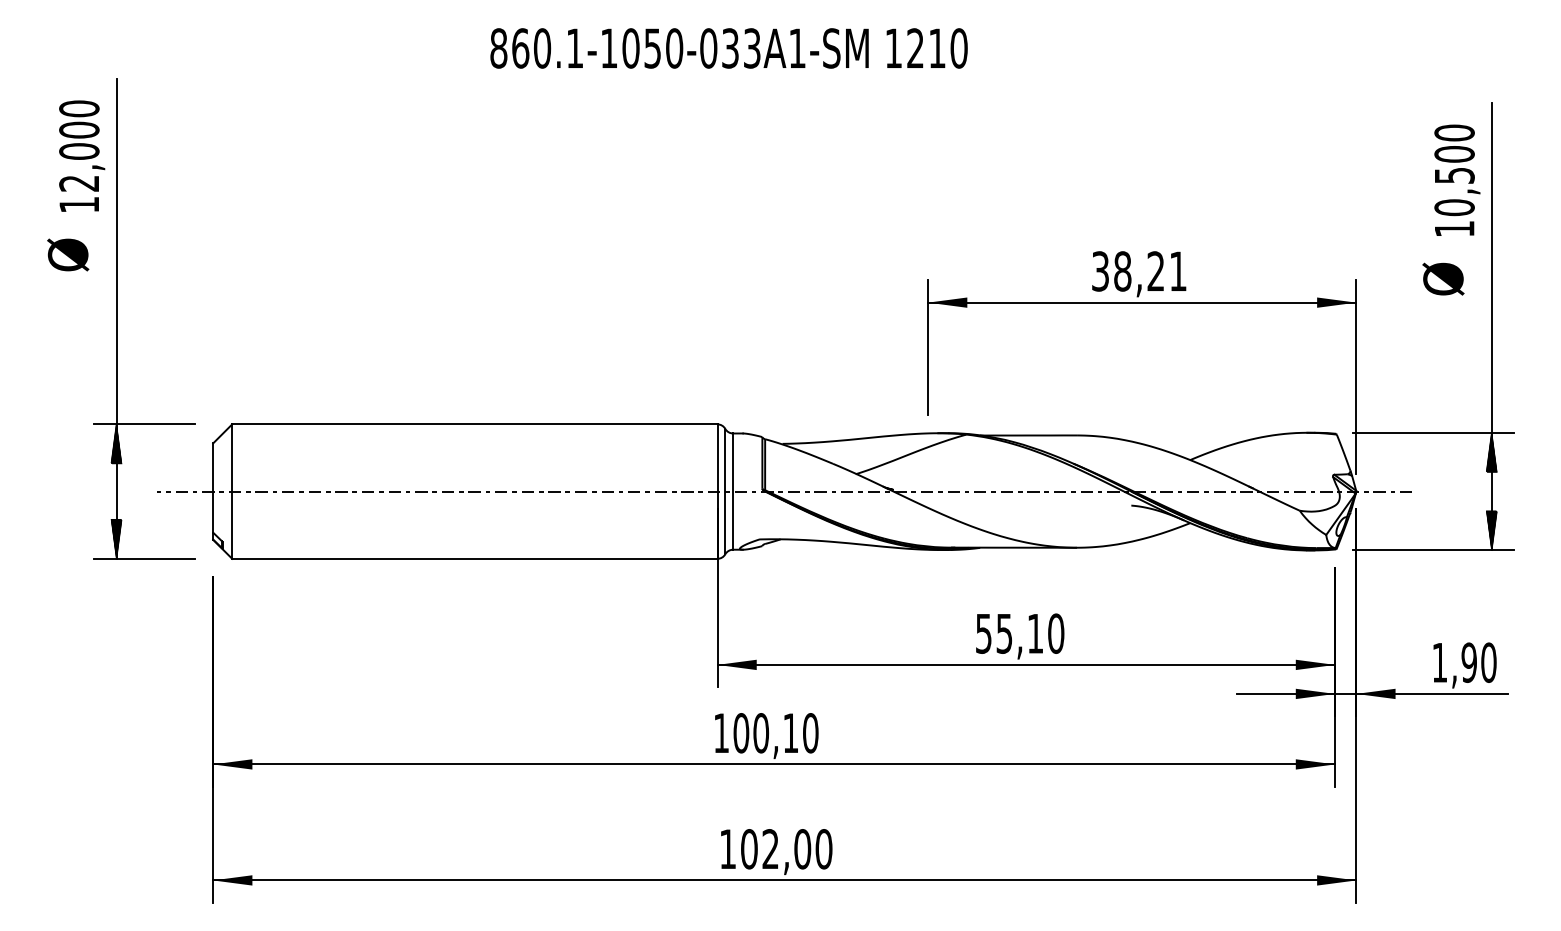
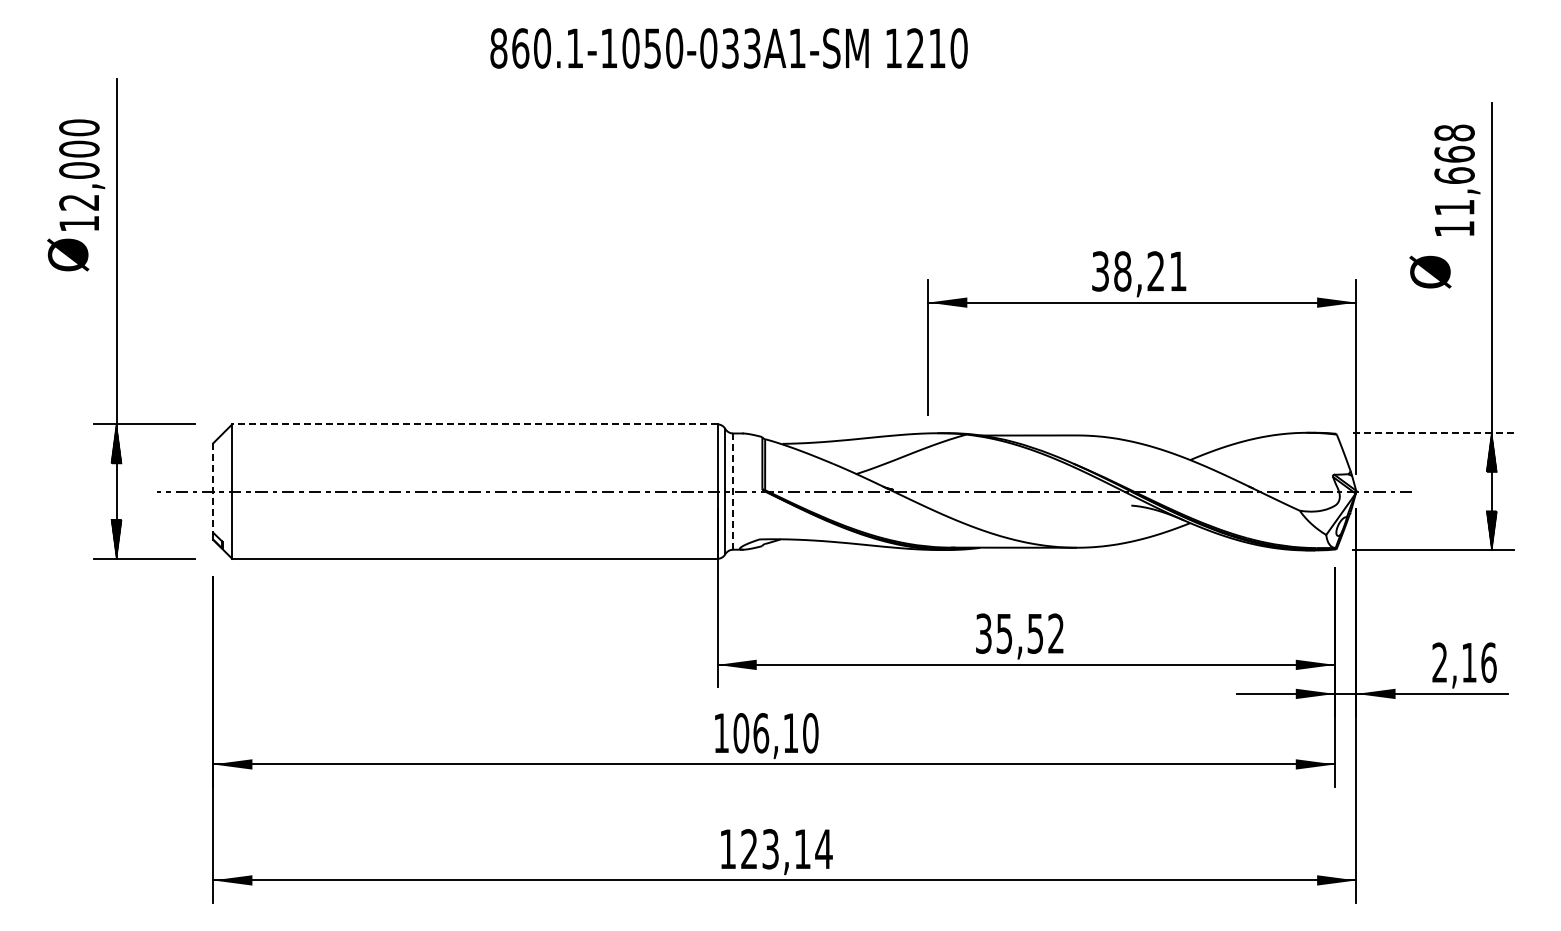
text position: (82, 155) -> (82, 174) (82, 174)
text: 10,500 -> 11,668 (1454, 170)
text position: (1443, 278) -> (1430, 271) (1430, 271)
line: solid -> dashed (474, 424)
line: solid -> dashed (1433, 432)
line: solid -> dashed (213, 488)
line: solid -> dashed (733, 492)
text: 55,10 -> 35,52 (1020, 633)
text: 1,90 -> 2,16 (1464, 662)
text: 100,10 -> 106,10 (761, 733)
text: 102,00 -> 123,14 (786, 849)
